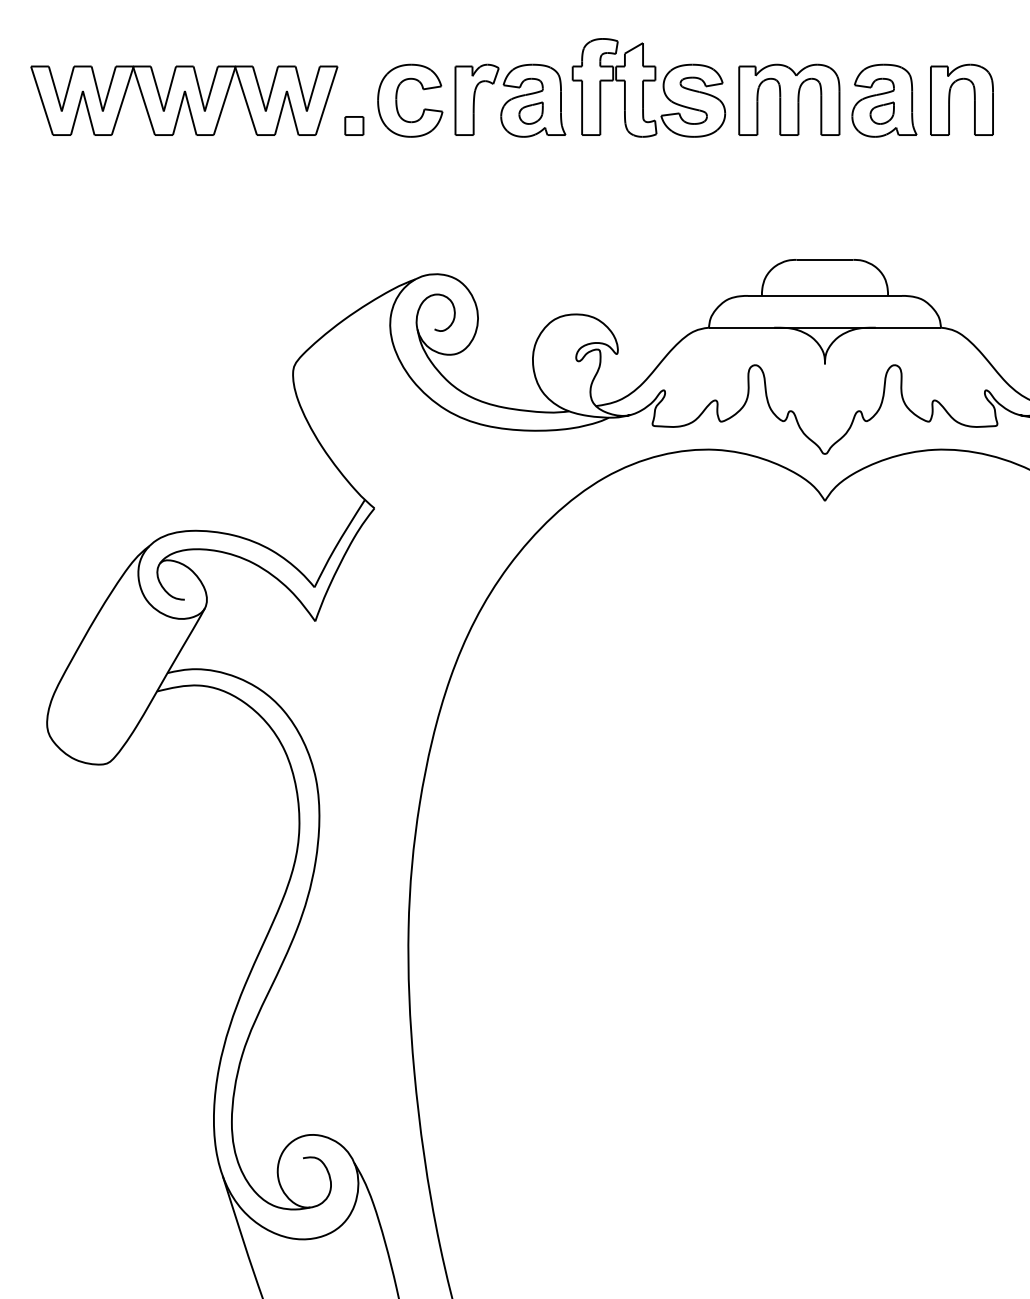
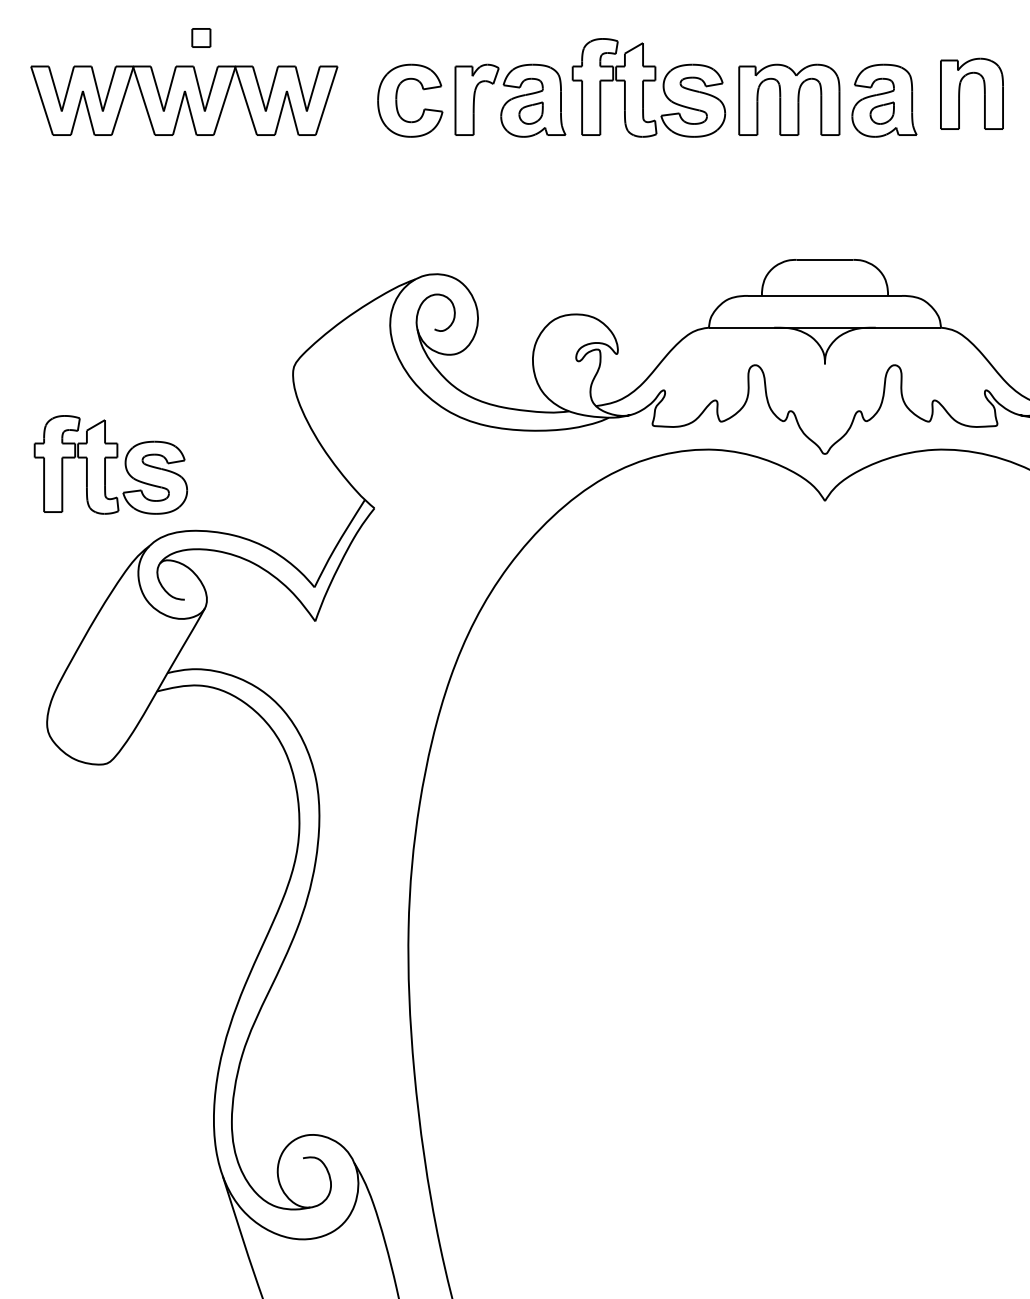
part position: (950, 99) -> (960, 93) (960, 93)
part position: (354, 125) -> (201, 37) (201, 37)
part: none -> present (110, 464)
